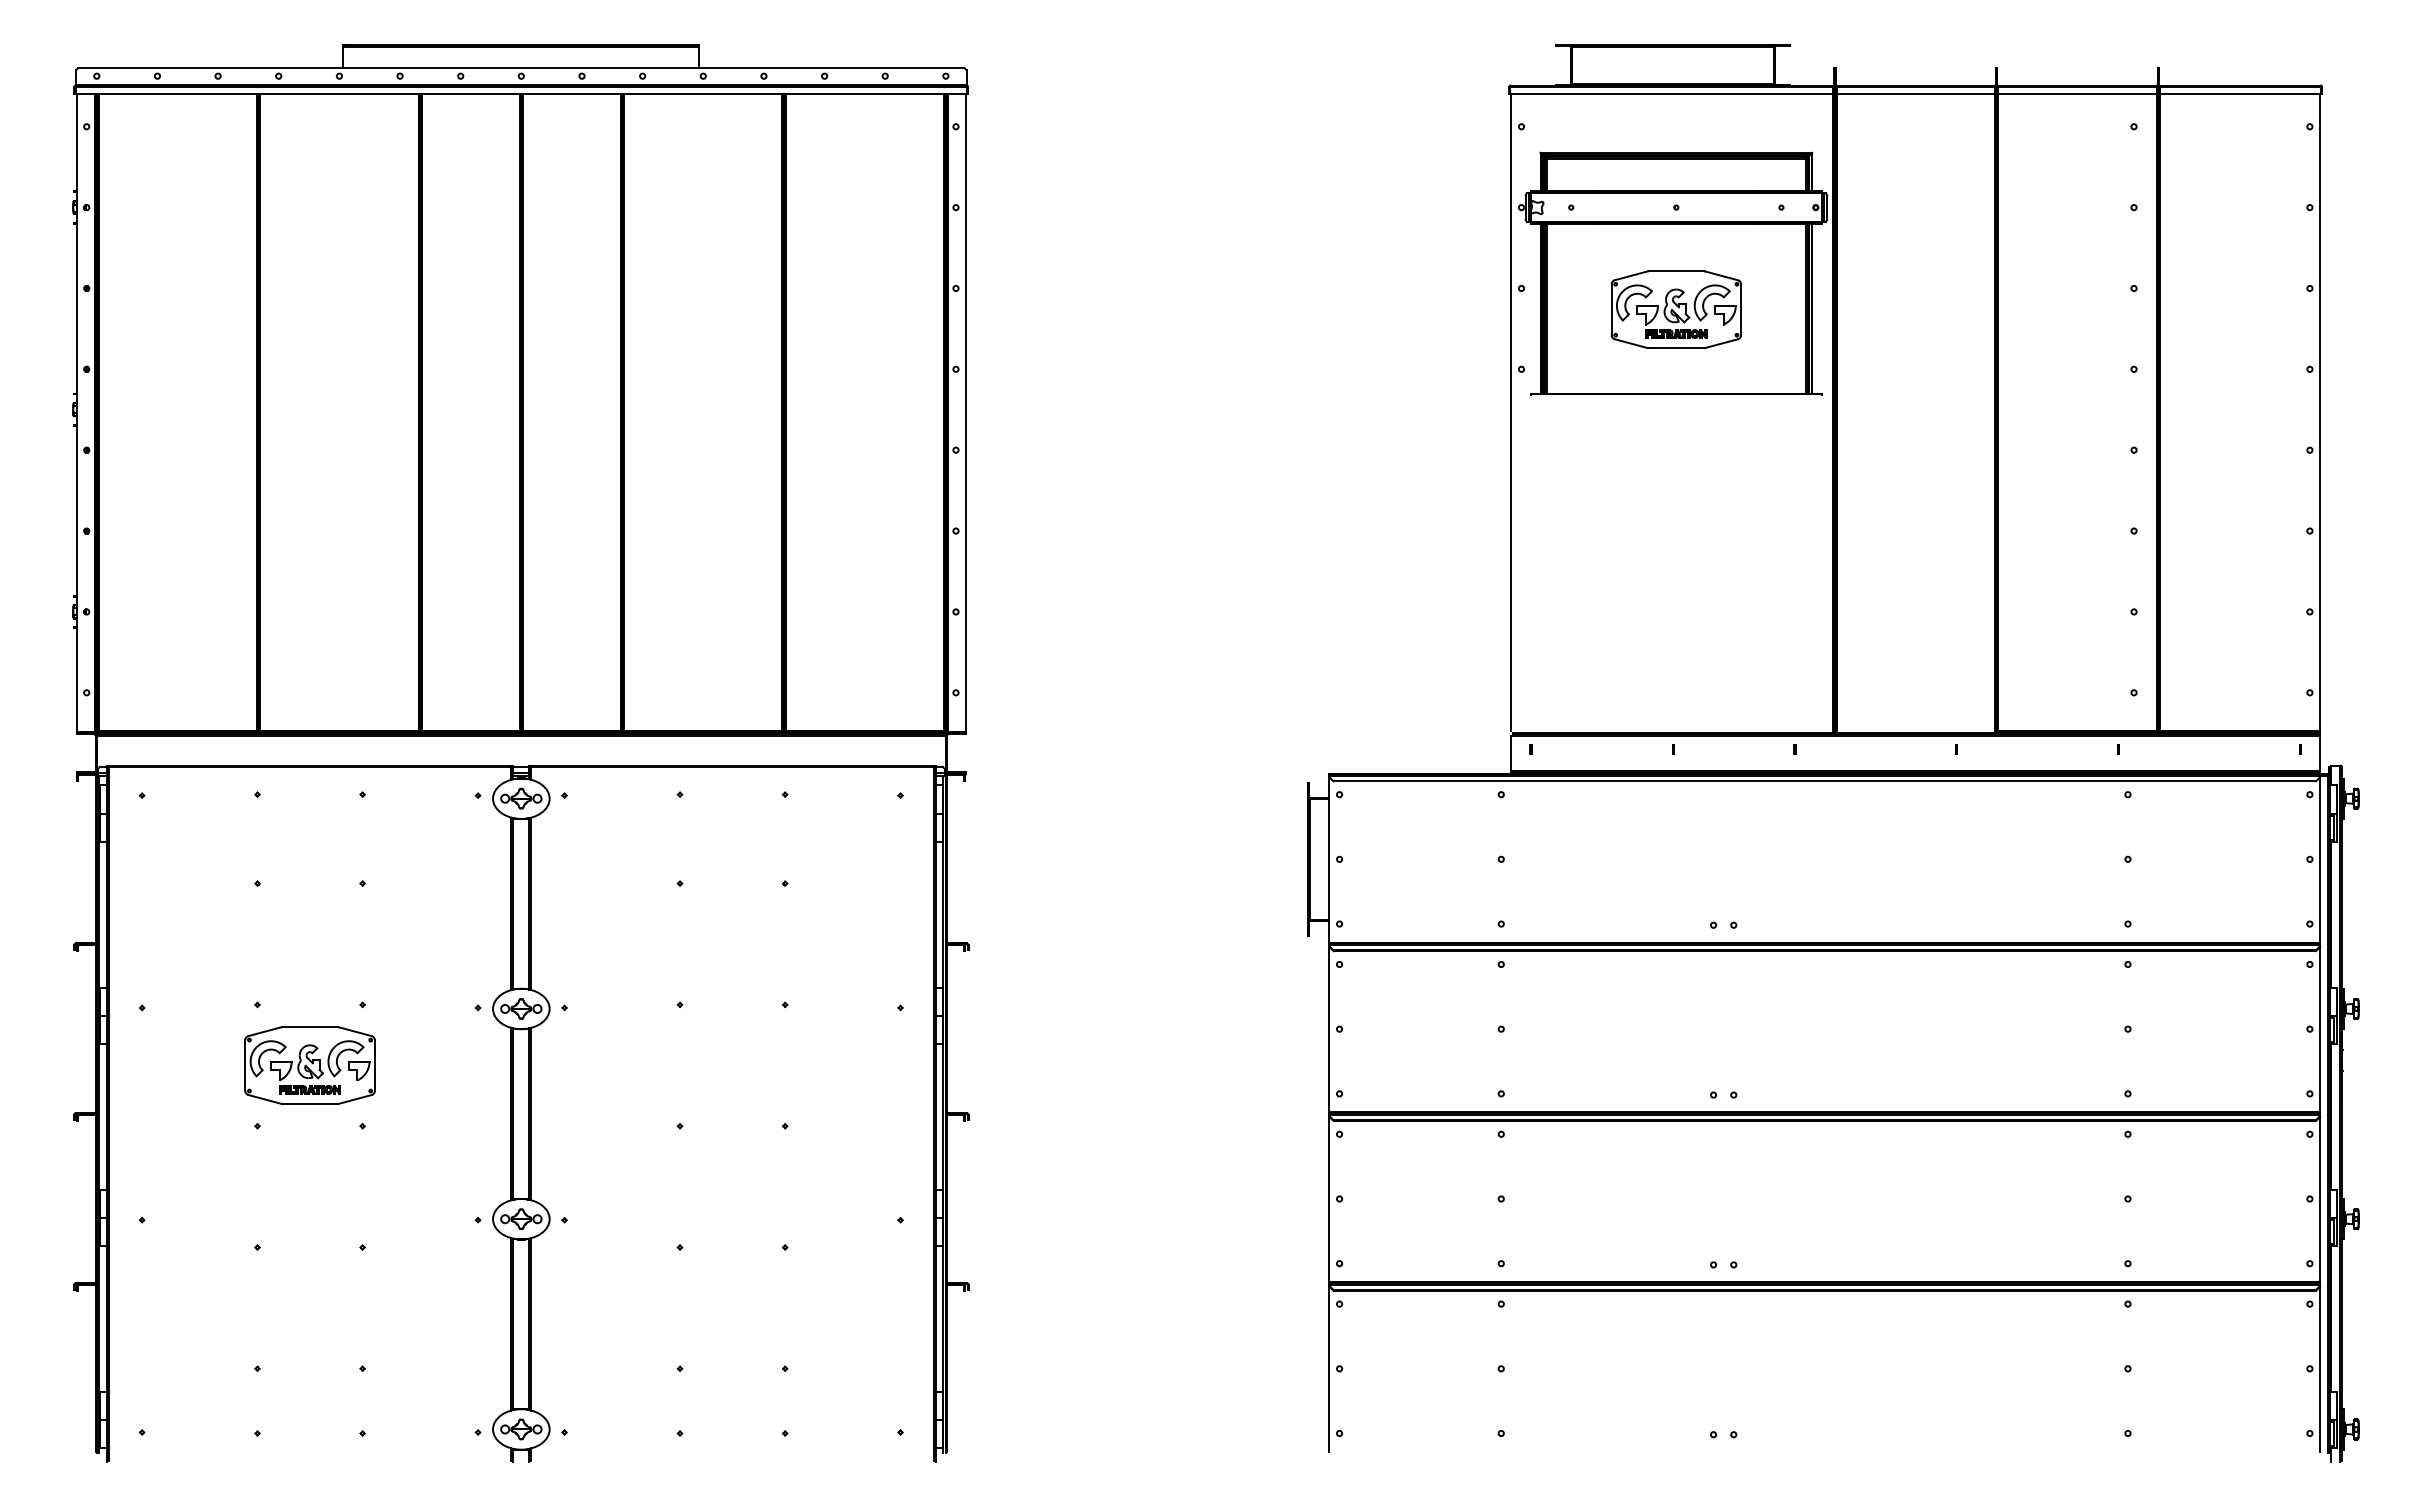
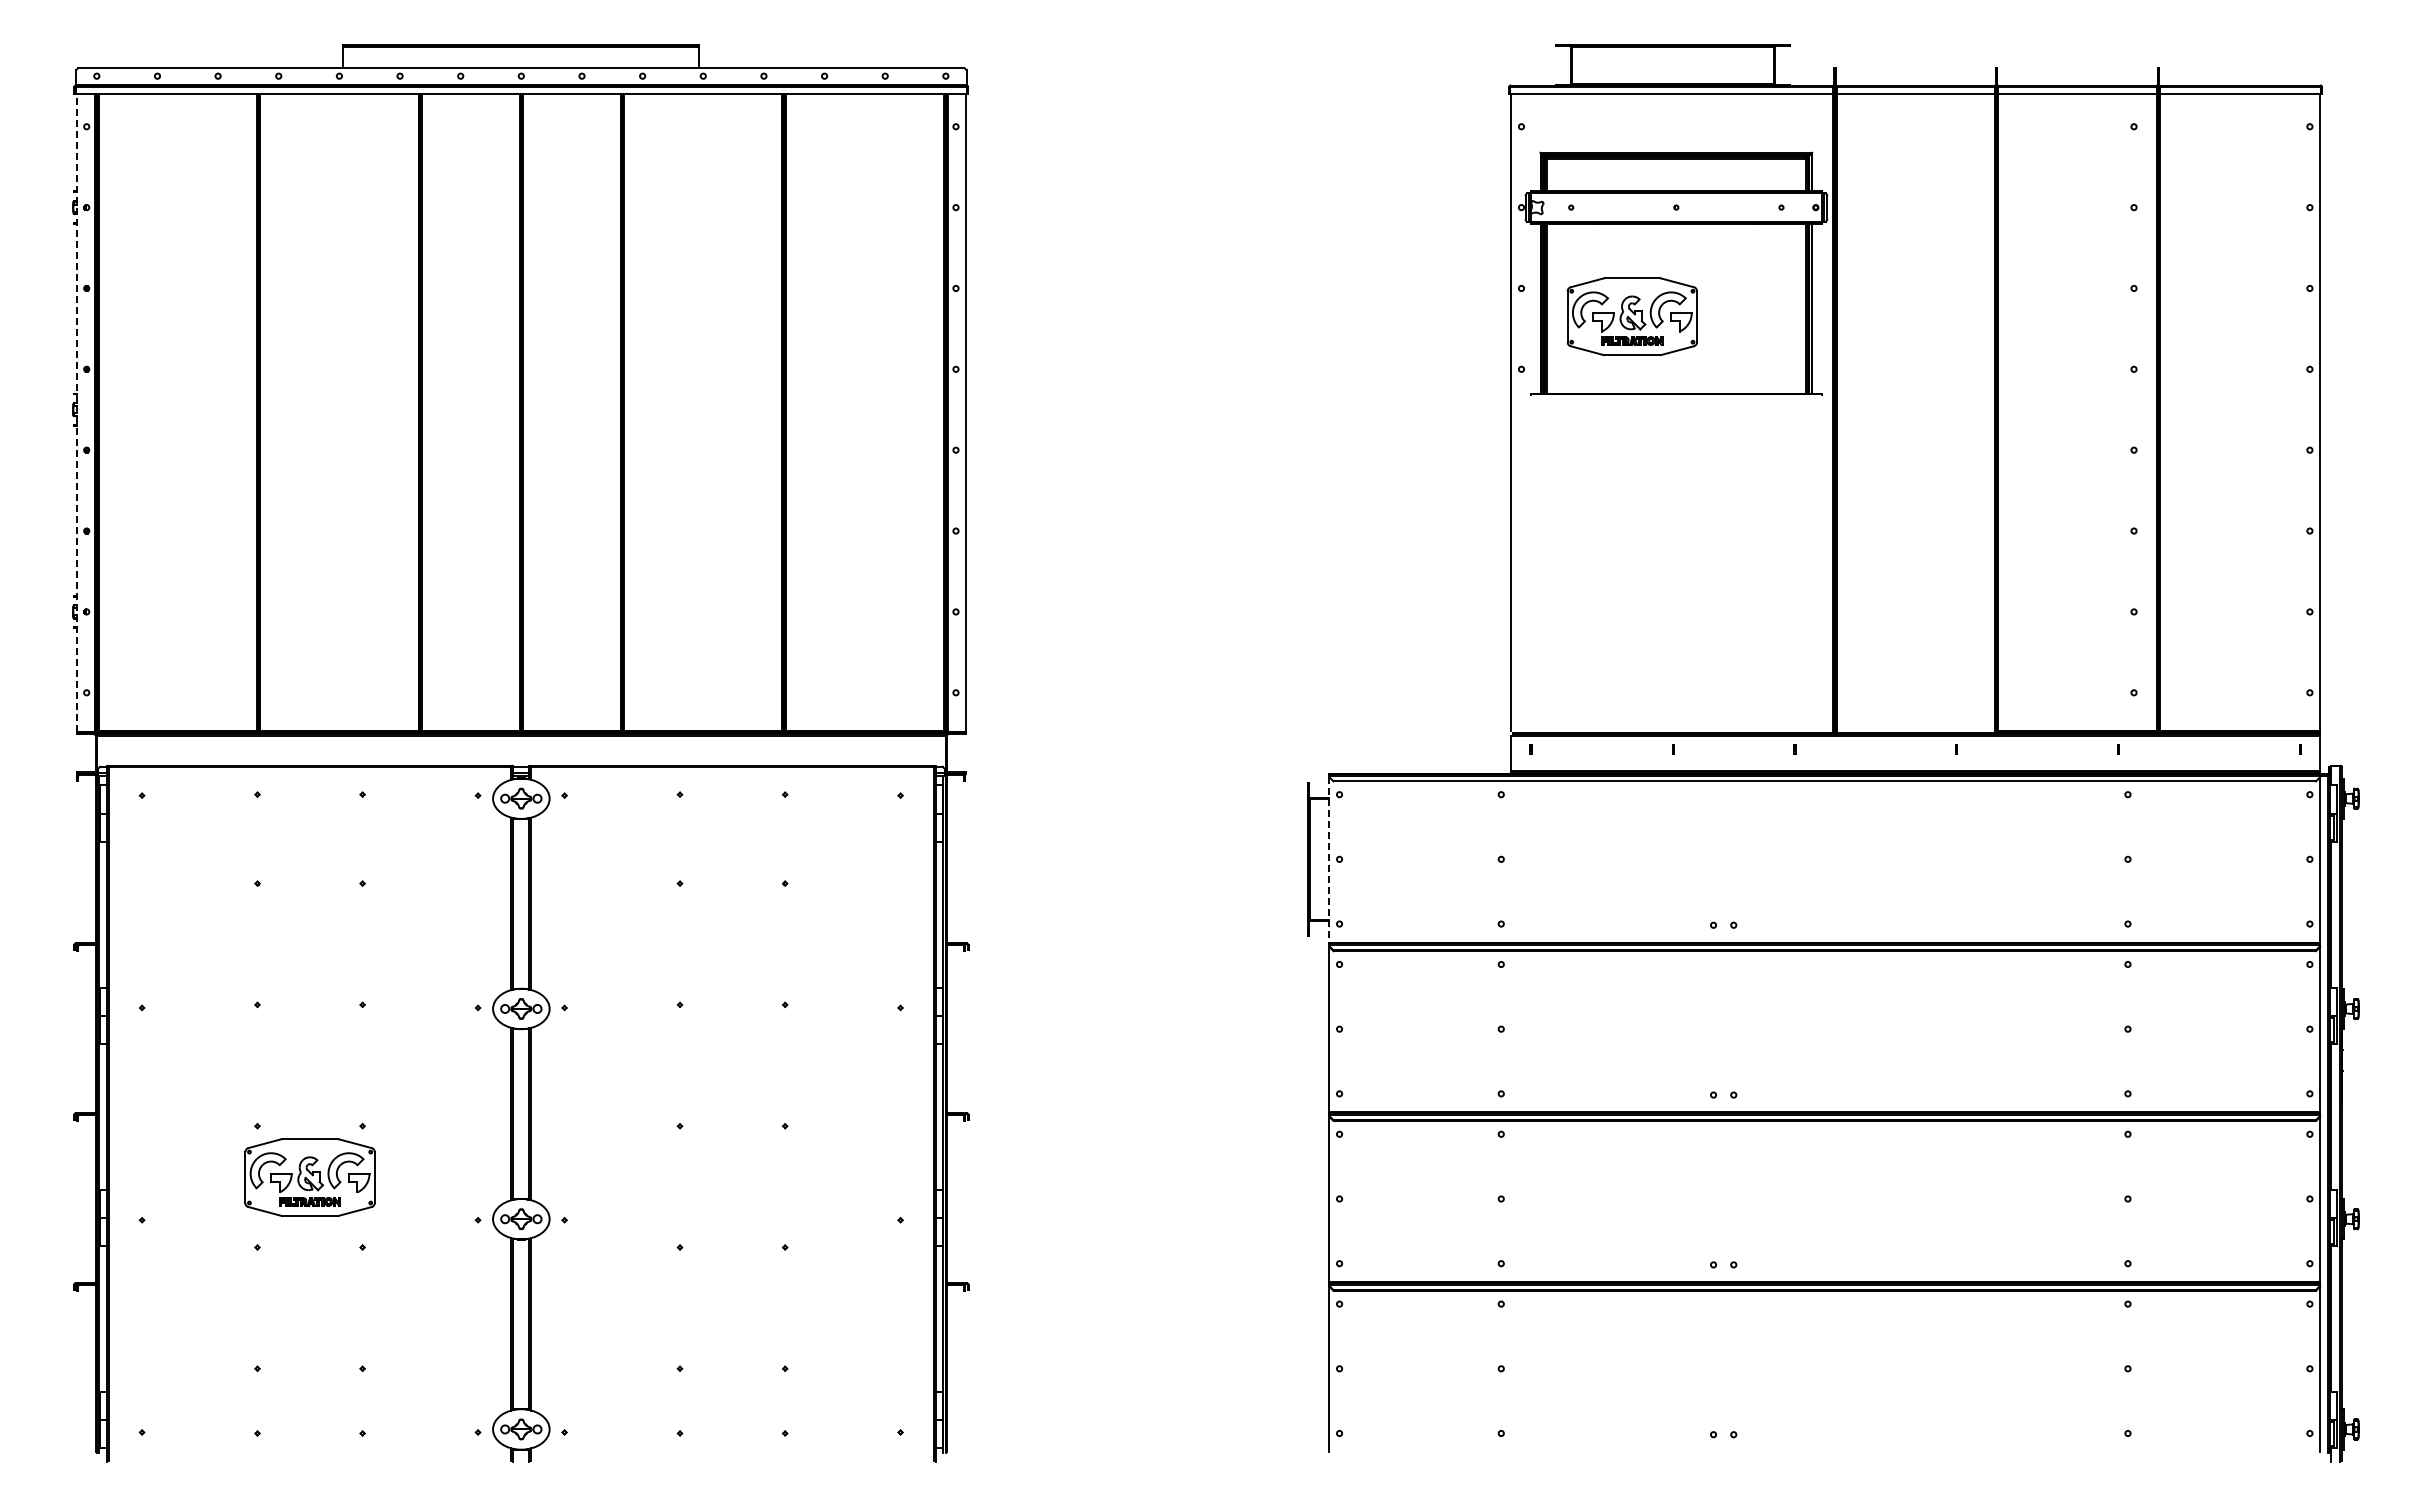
part position: (1675, 309) -> (1631, 316) (1631, 316)
line: solid -> dashed (76, 412)
line: solid -> dashed (1329, 859)
part position: (309, 1065) -> (309, 1177) (309, 1177)
